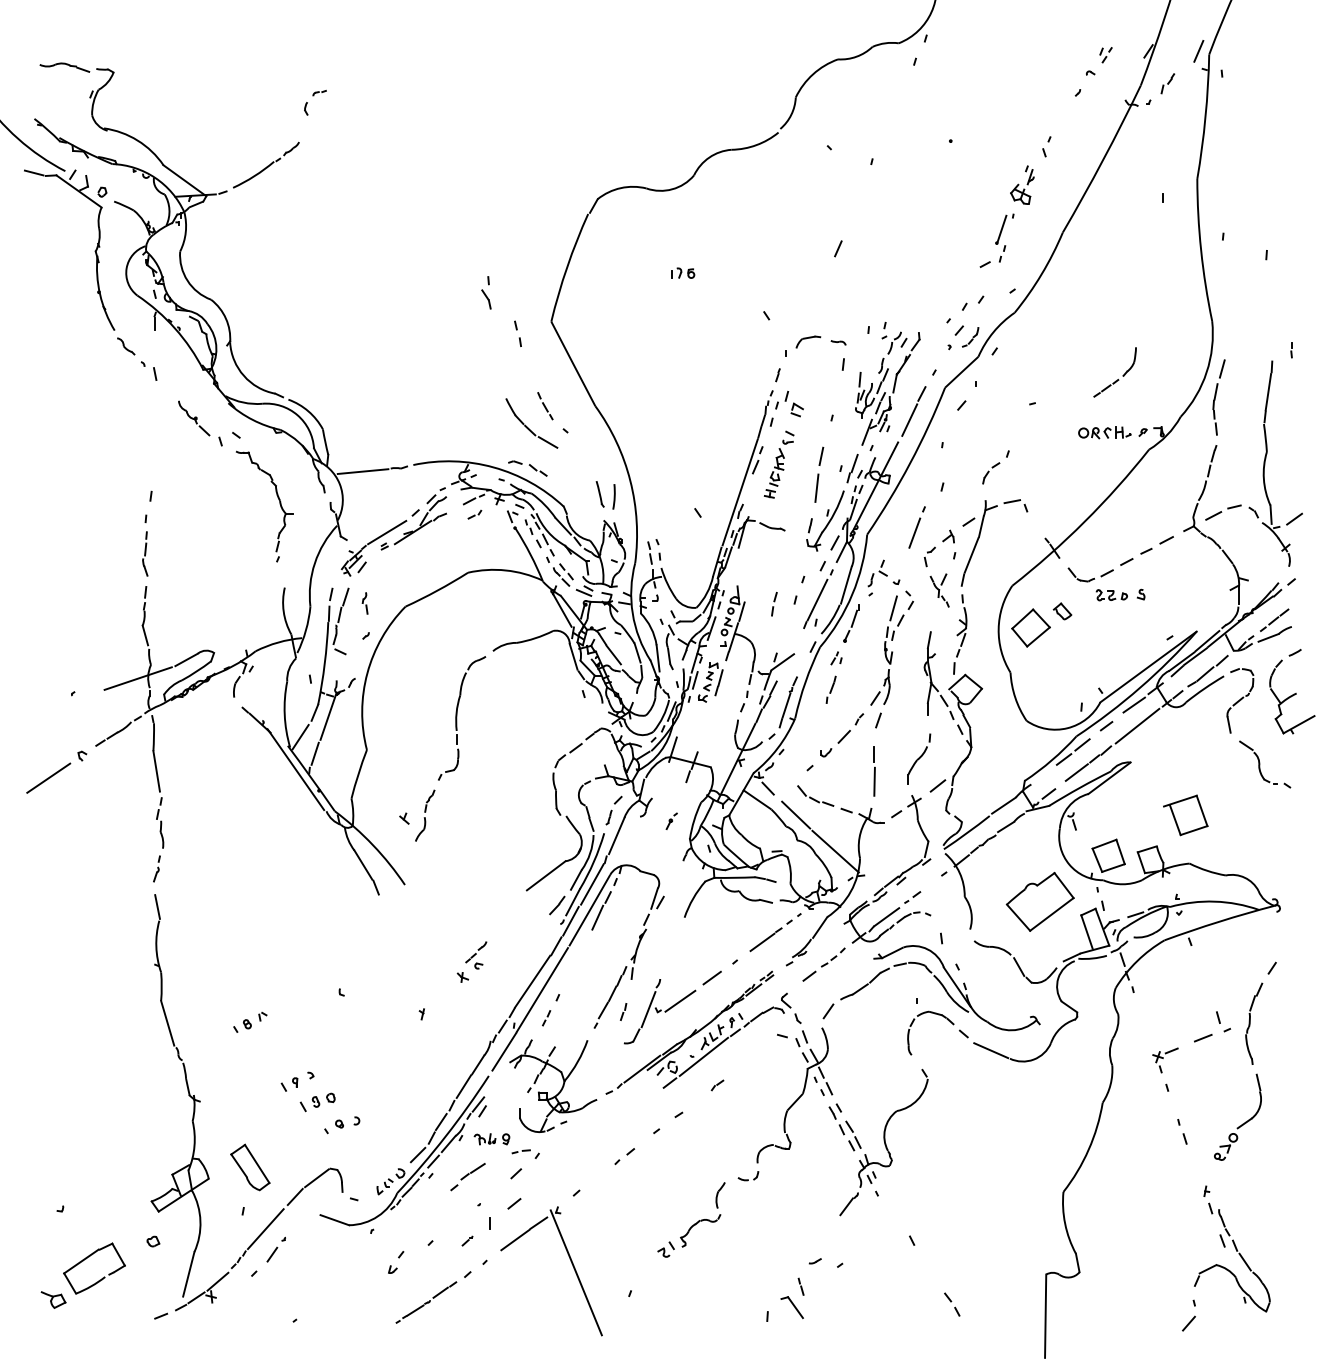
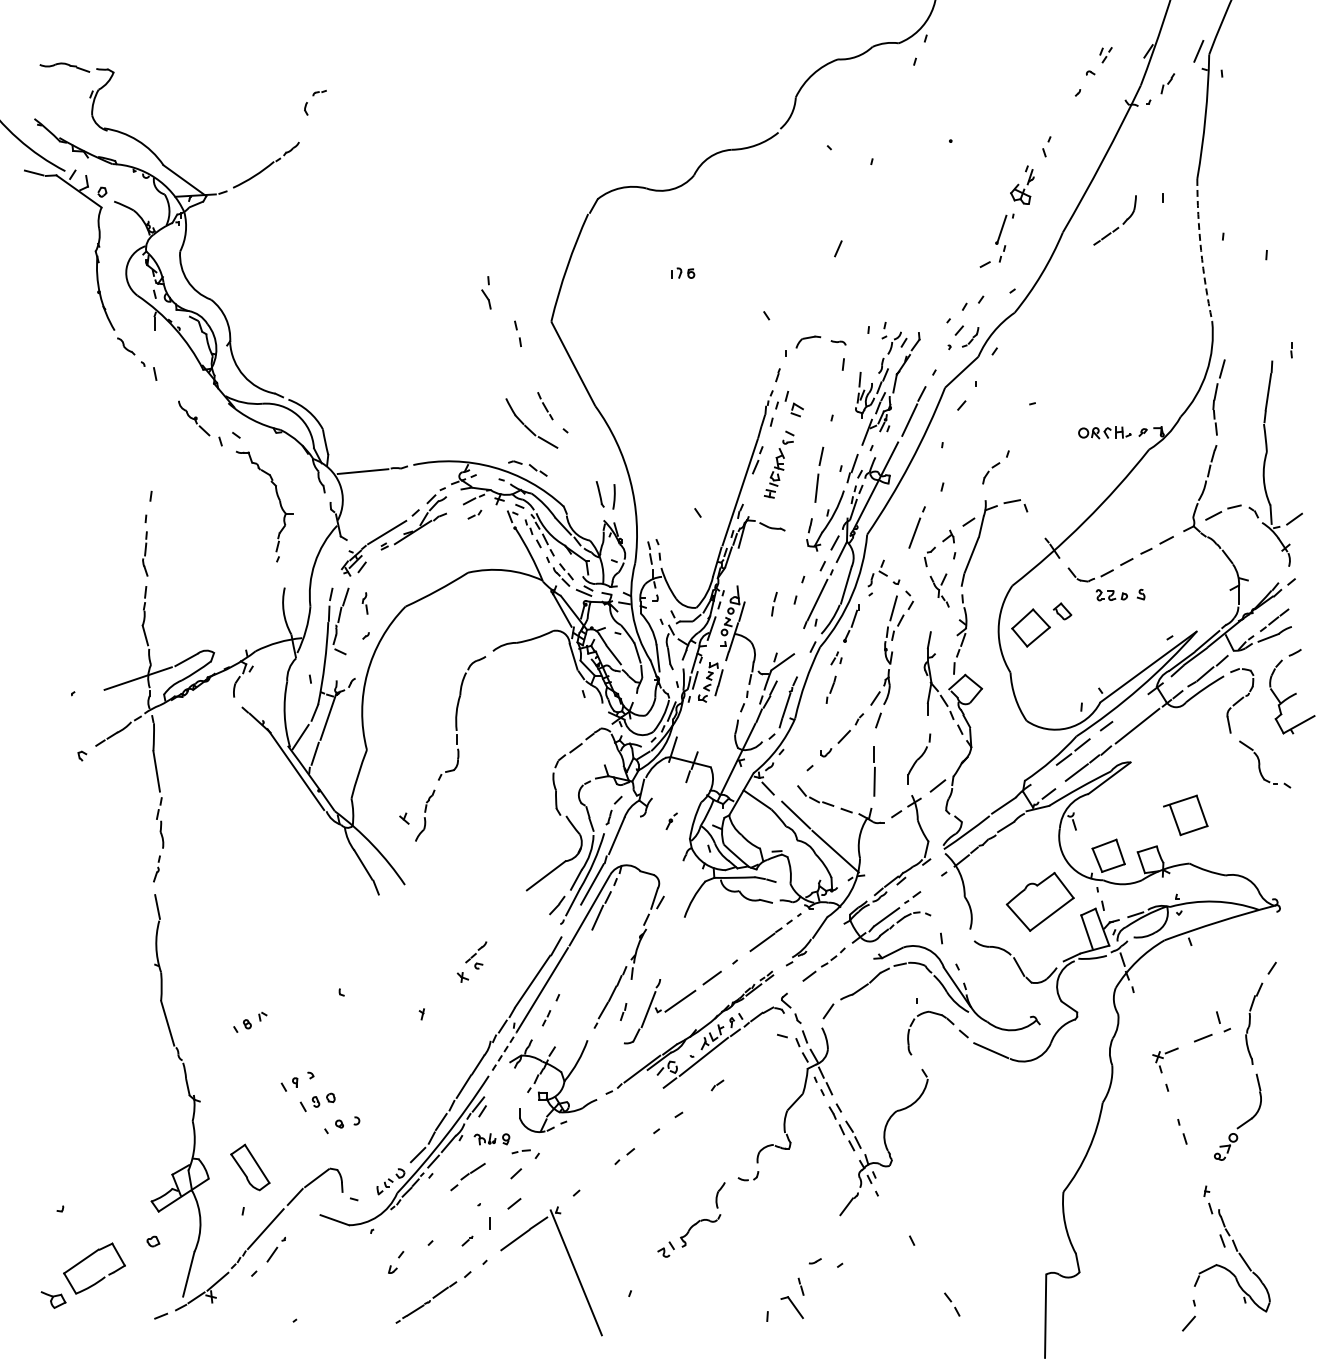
arc: solid -> dashed (1201, 250)
part position: (1118, 378) -> (1118, 226) (1118, 226)
line: present -> none (1133, 704)
line: present -> none (48, 777)
line: present -> none (570, 921)
line: solid -> dashed (504, 1051)
